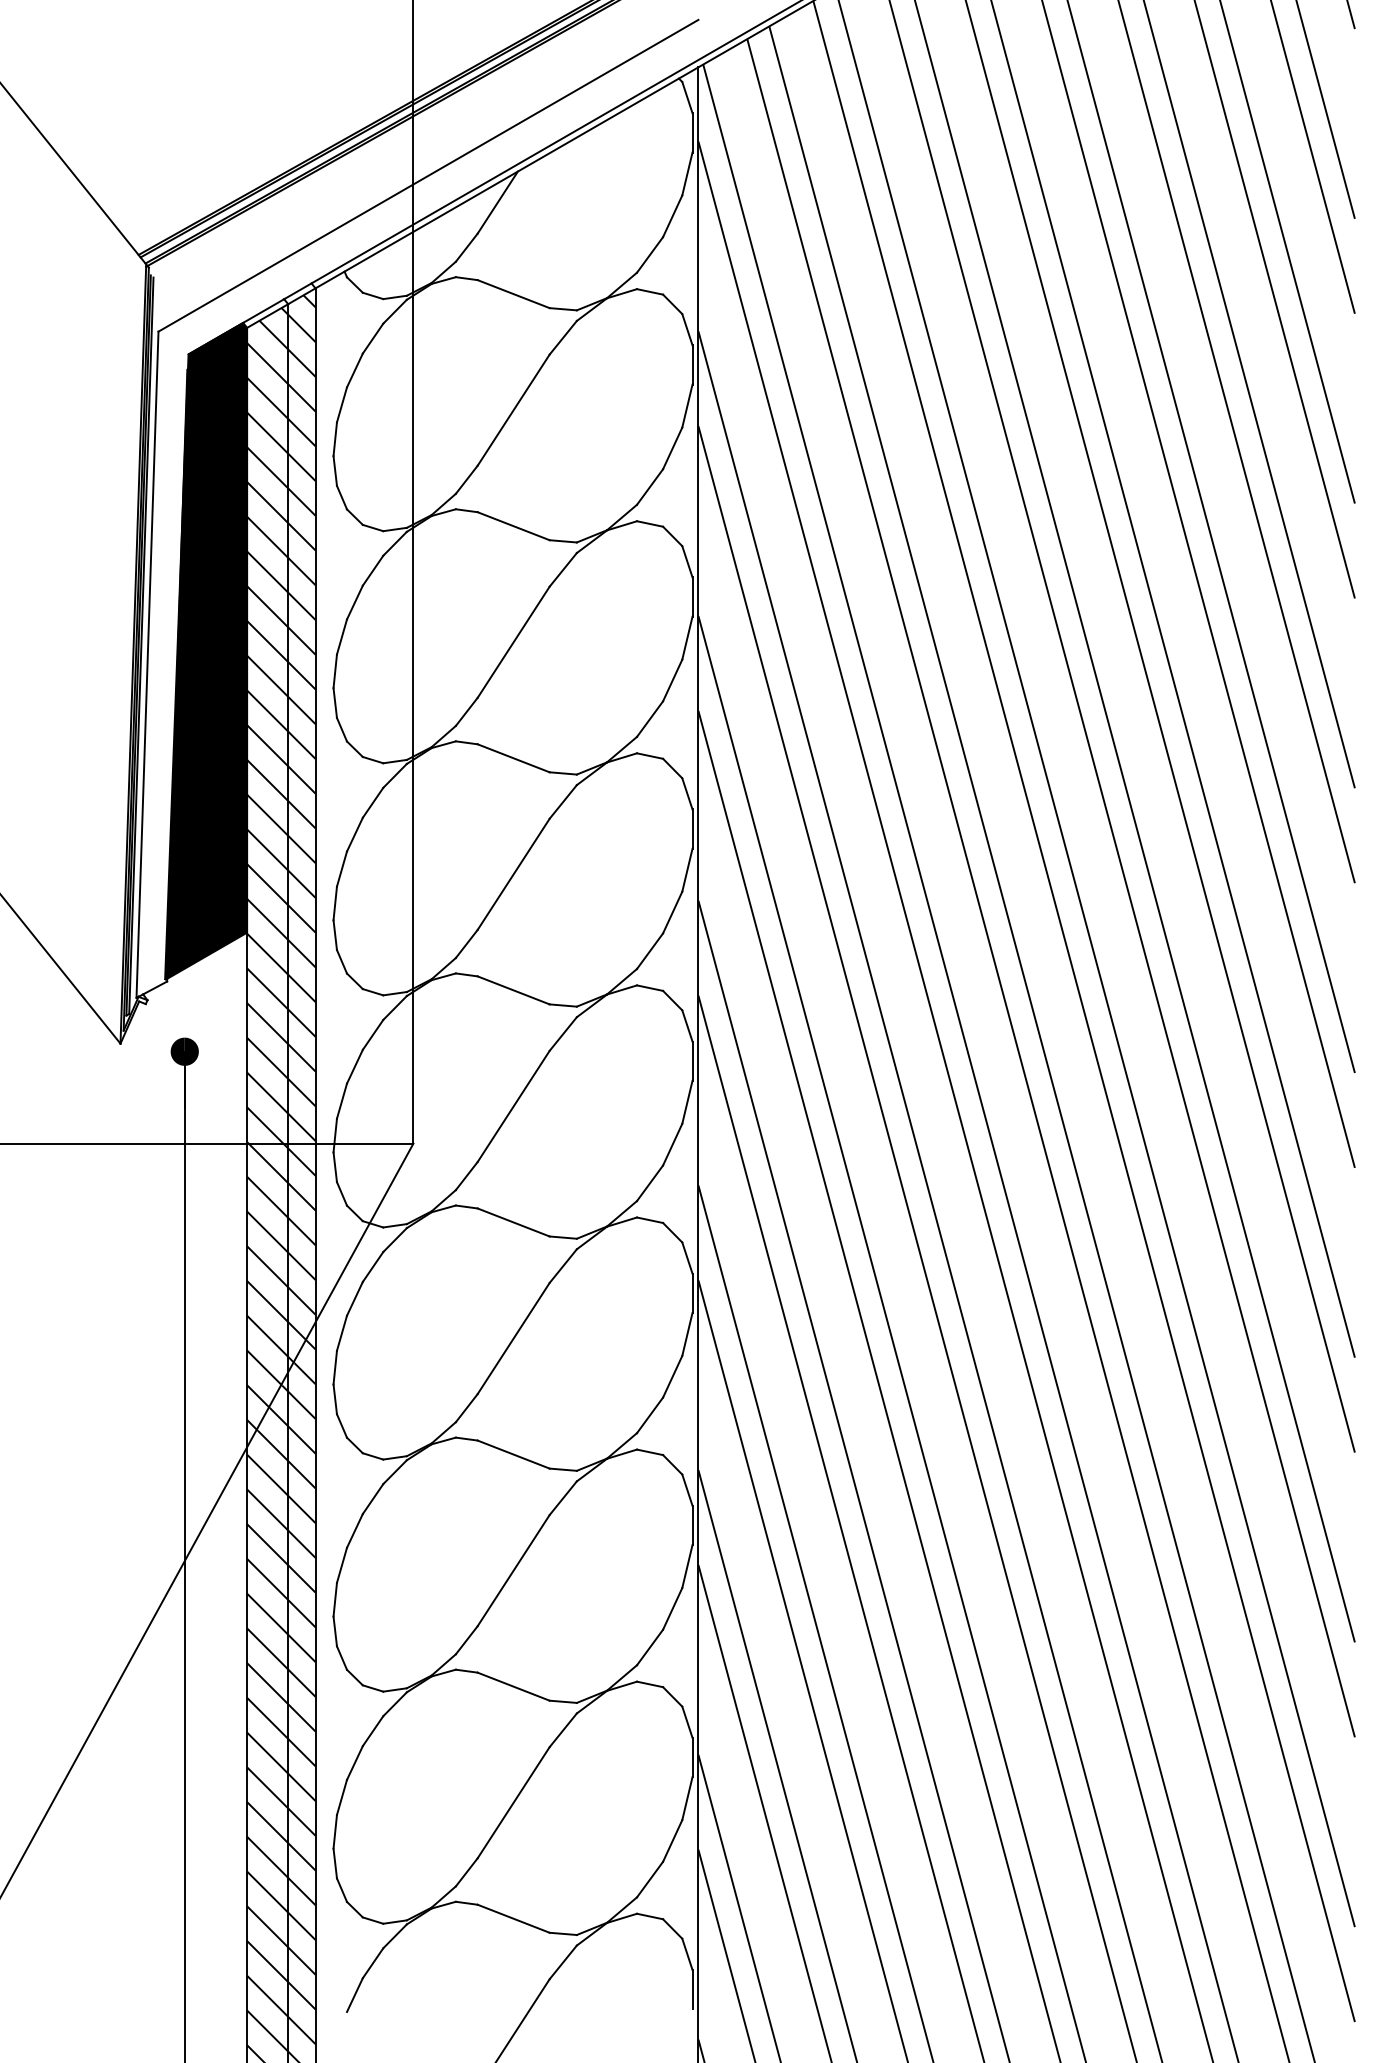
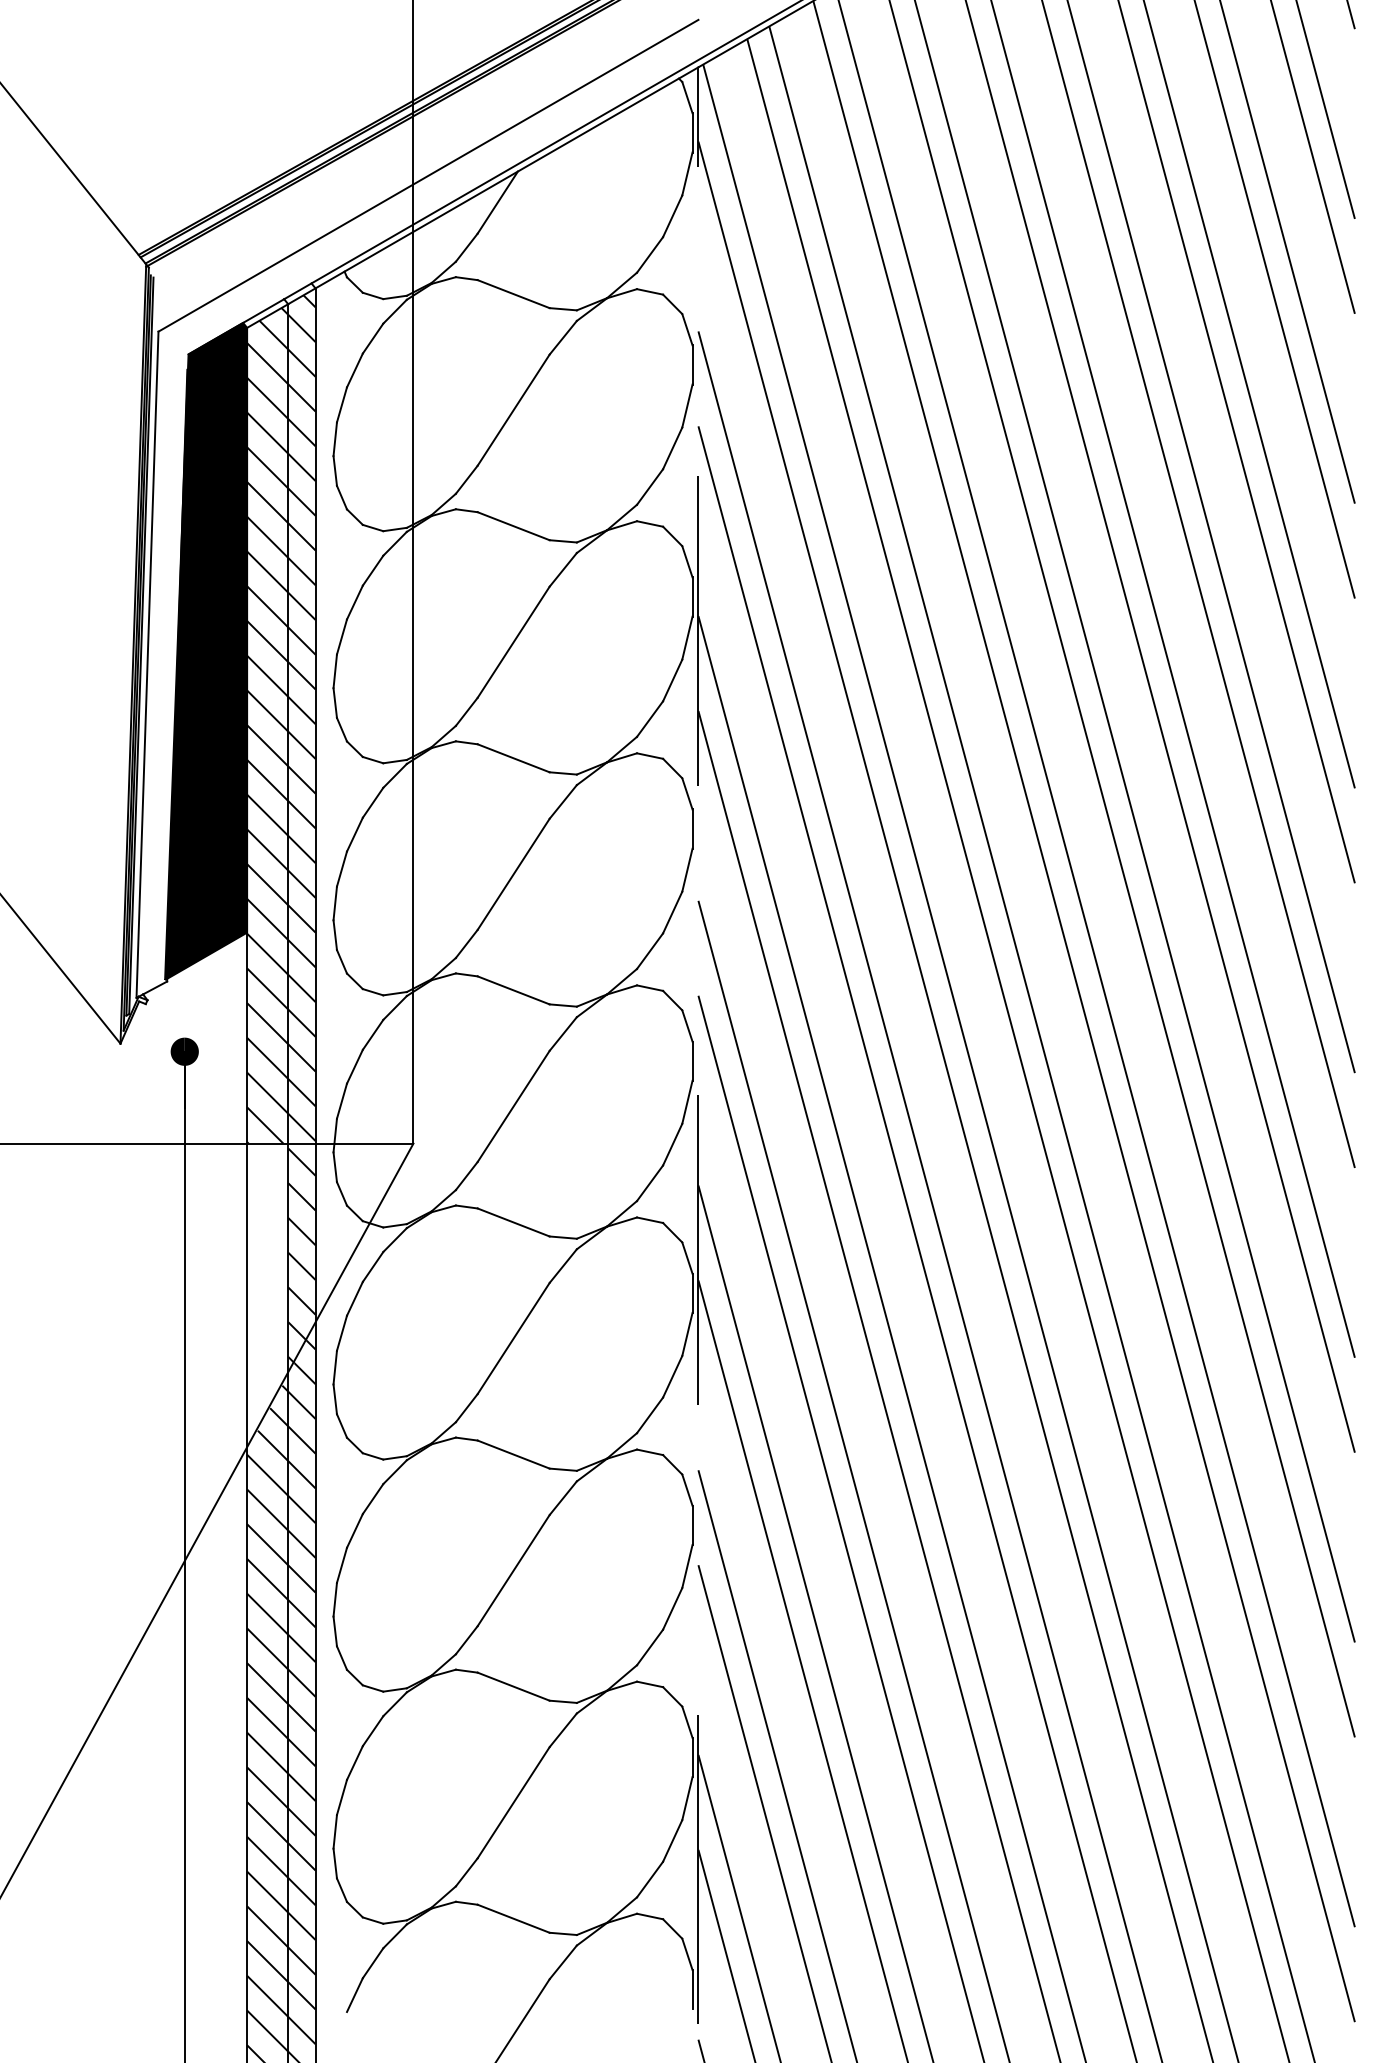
line: solid -> dashed (698, 1065)
hatch: present -> none (267, 1286)
